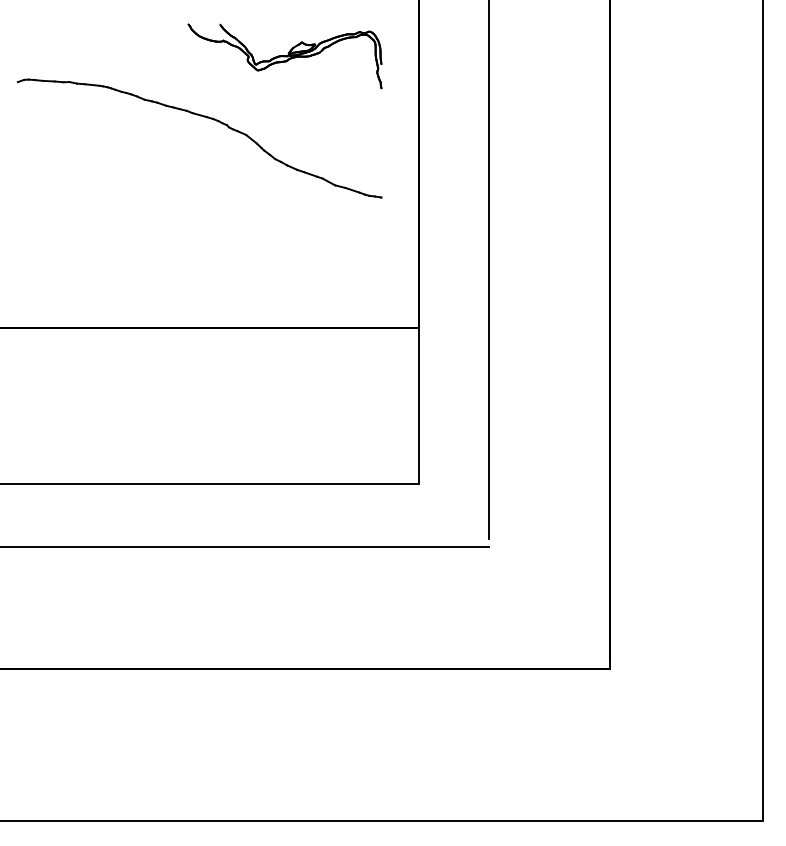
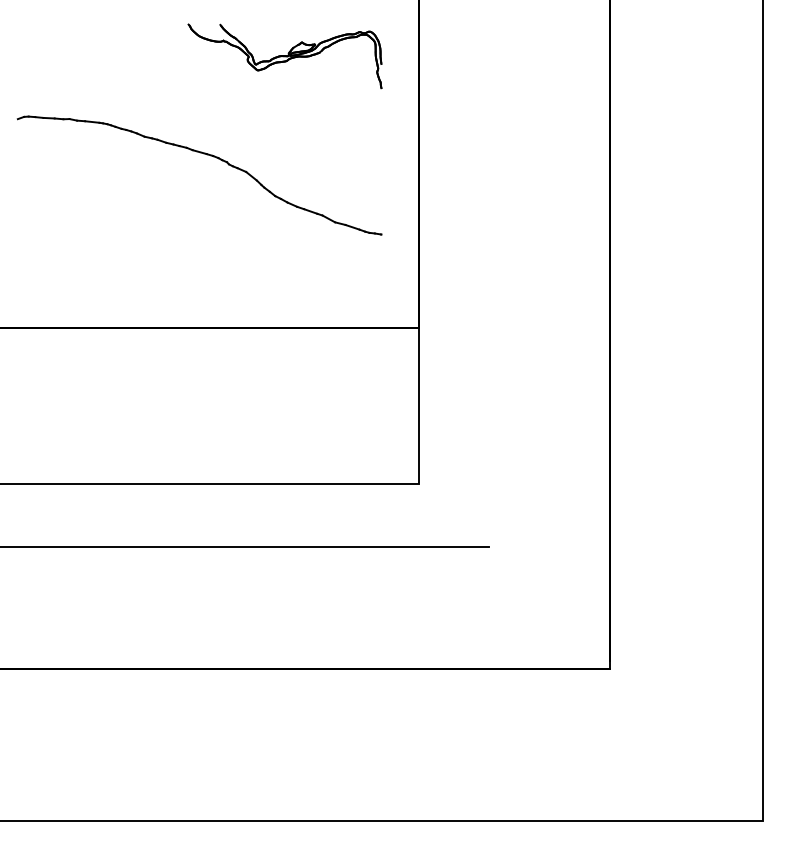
part position: (203, 117) -> (203, 154) (203, 154)
line: present -> none (488, 270)
